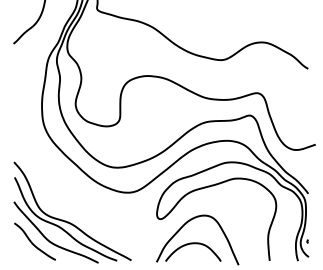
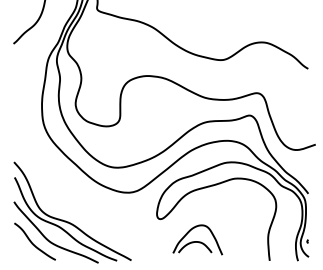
part size: 84x52 px -> 52x32 px (197, 239)
